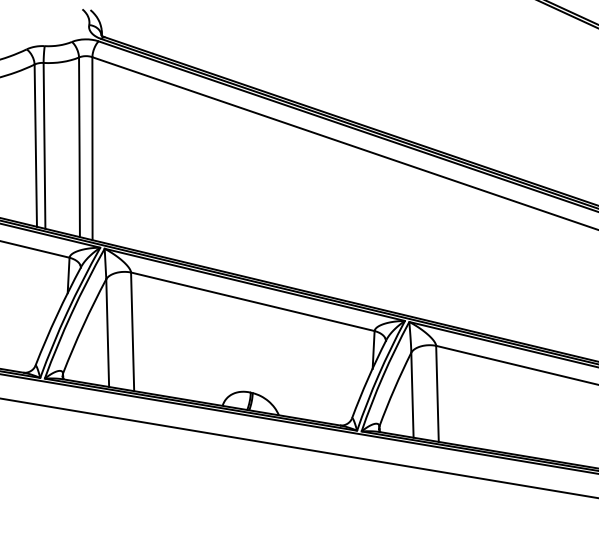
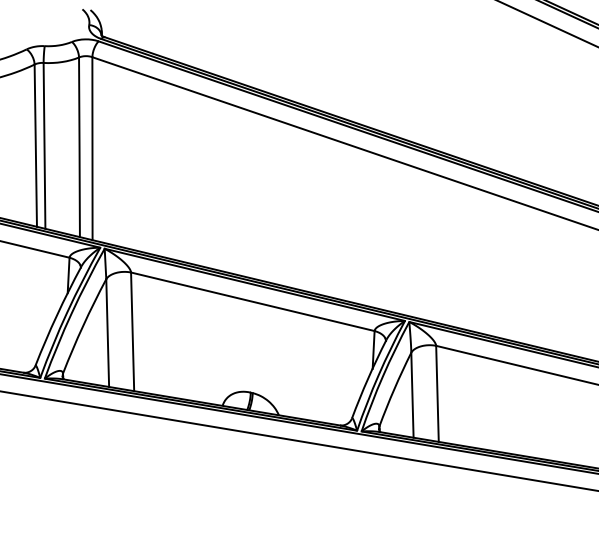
line: none -> present (547, 24)
line position: (298, 447) -> (298, 440) (298, 440)
